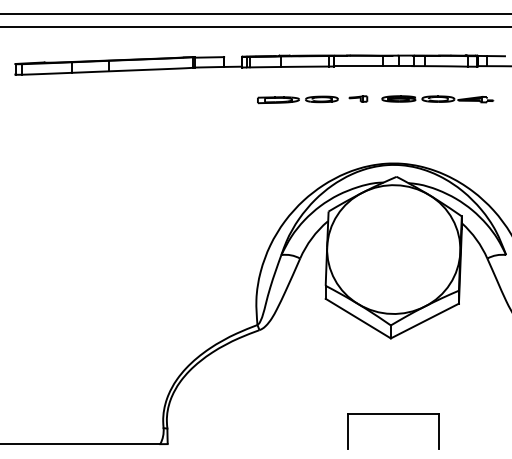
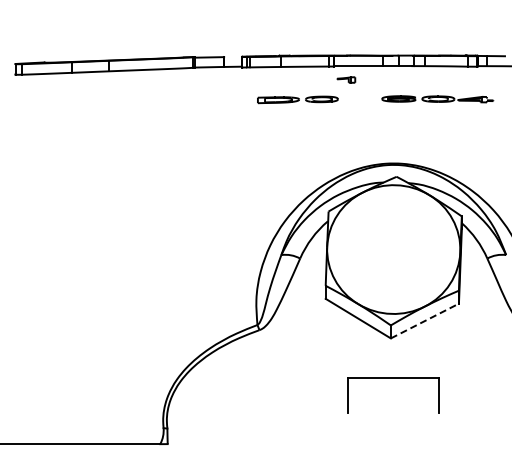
line: present -> none (255, 13)
line: present -> none (255, 27)
part position: (358, 98) -> (346, 79) (346, 79)
line: solid -> dashed (425, 320)
part position: (393, 414) -> (393, 378) (393, 378)
